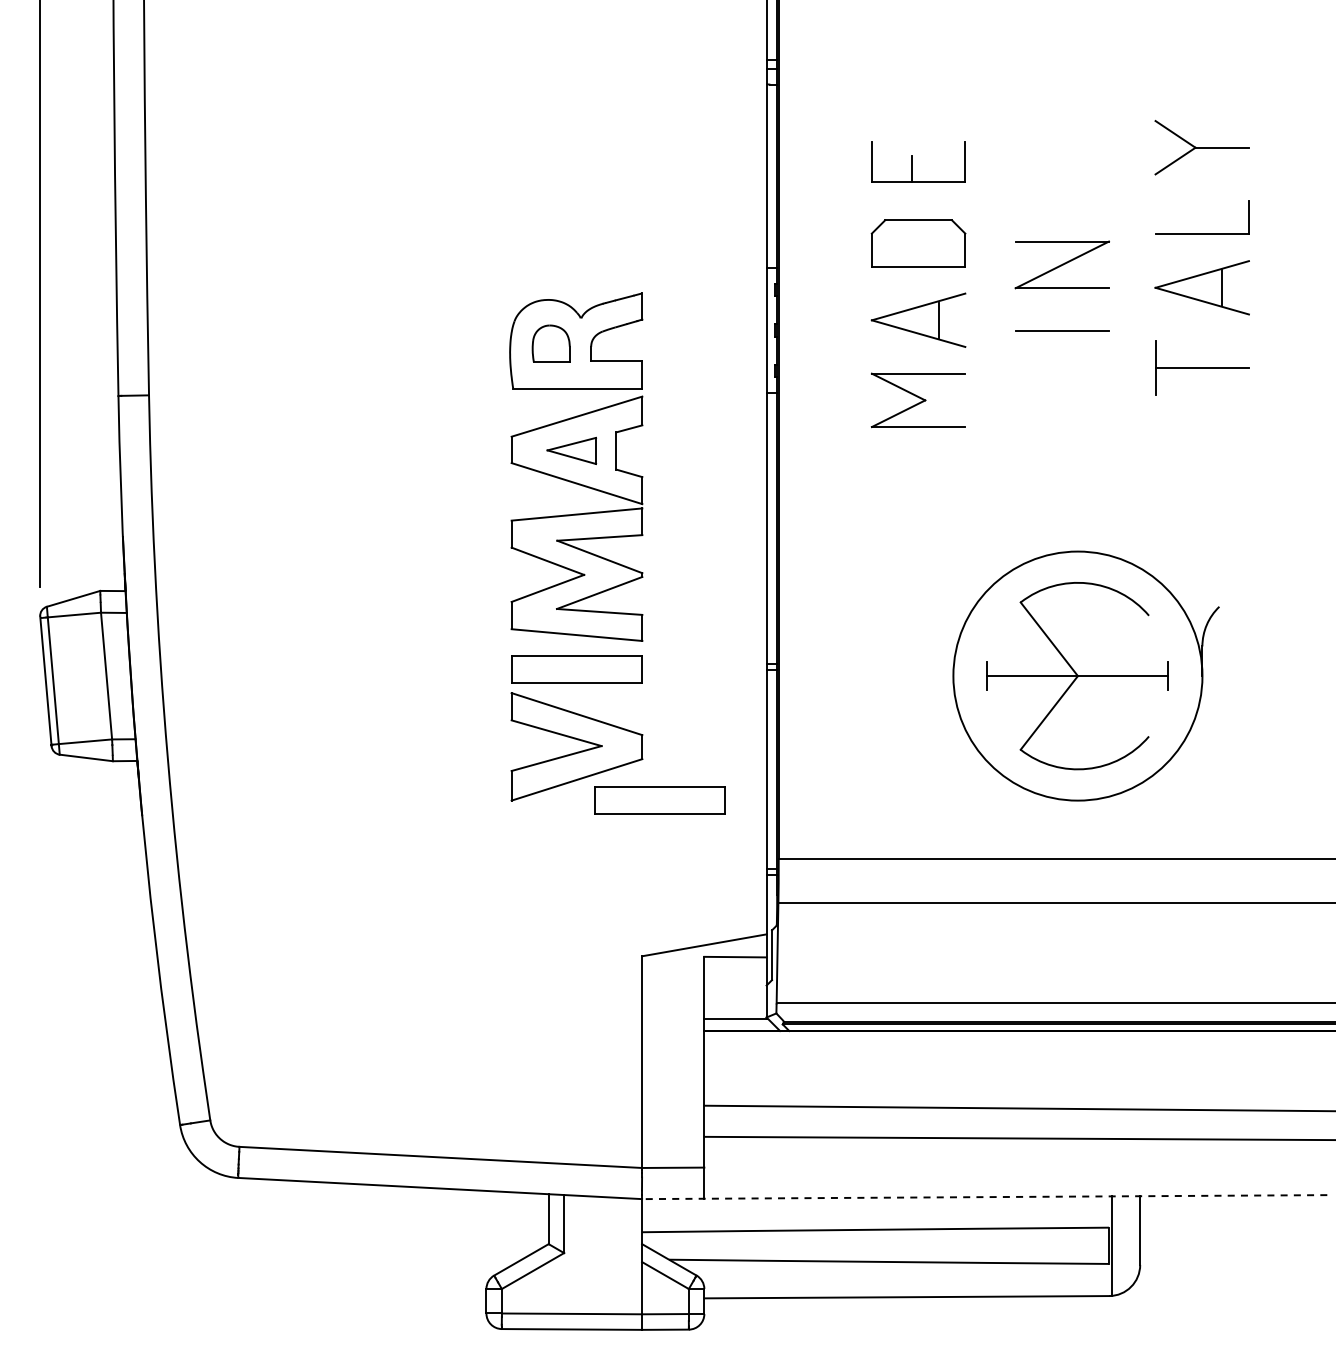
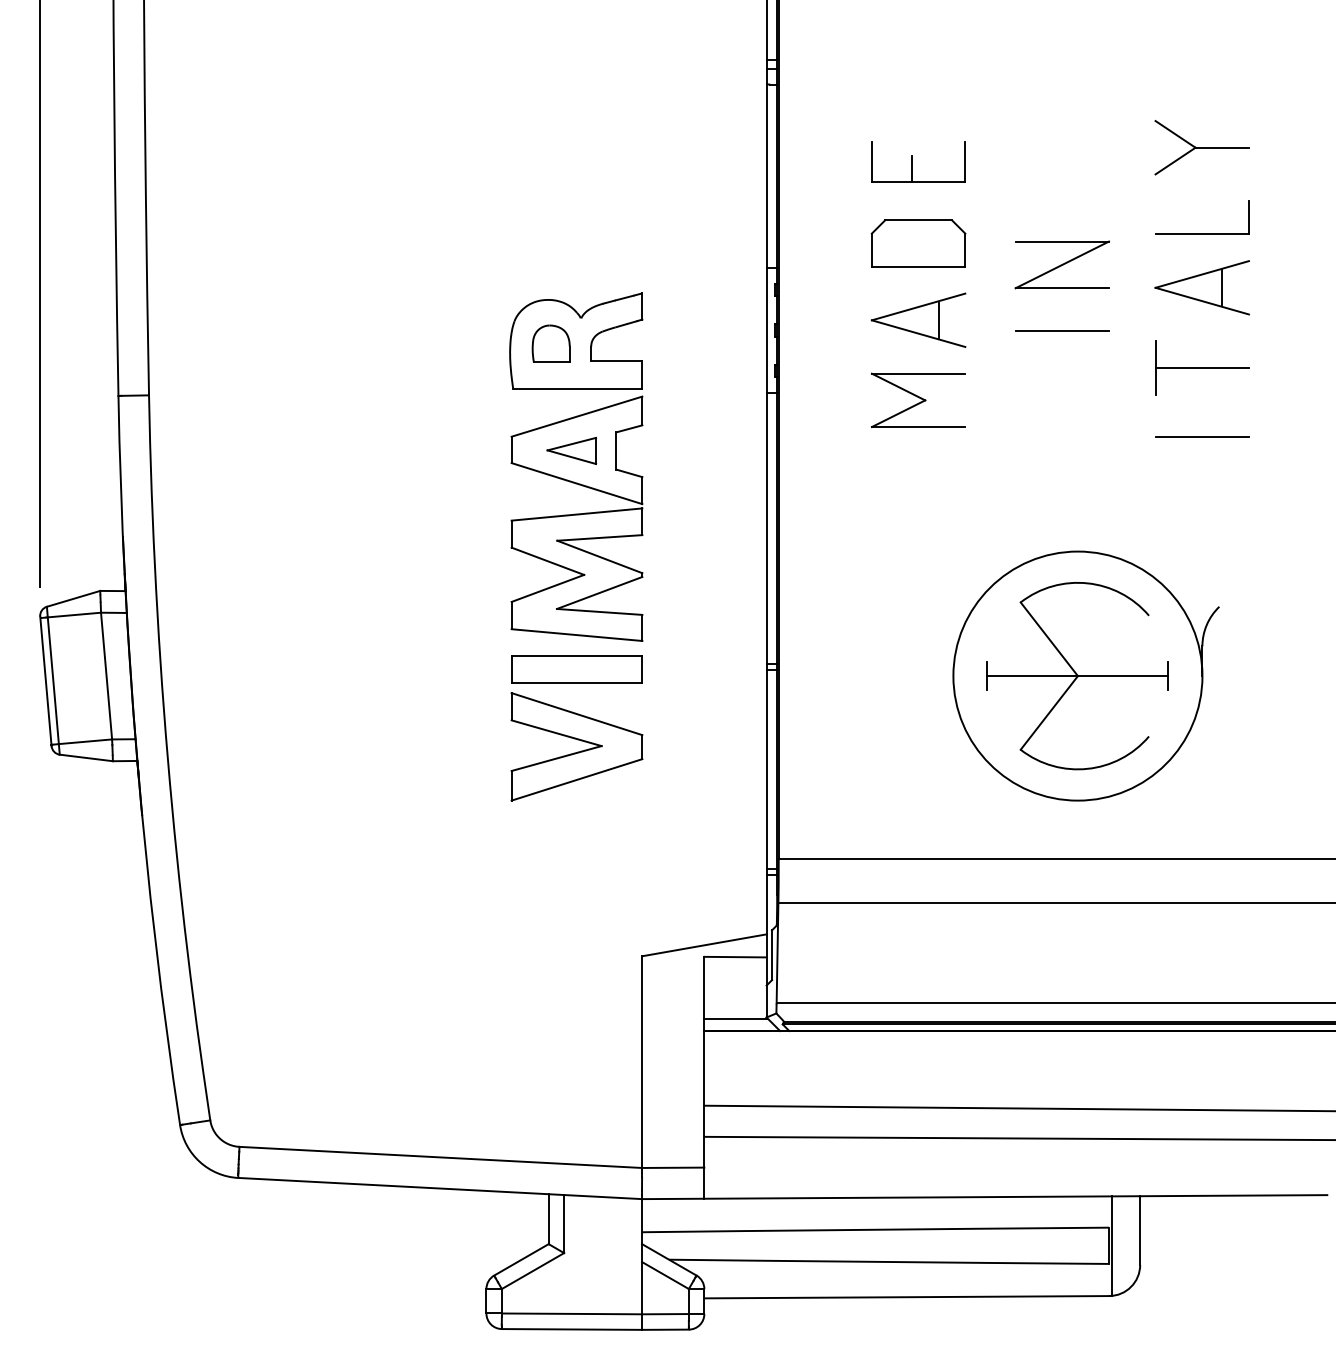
line: none -> present (1201, 436)
part: present -> none (659, 800)
line: dashed -> solid (984, 1197)
